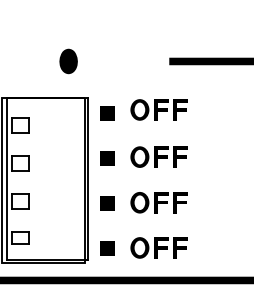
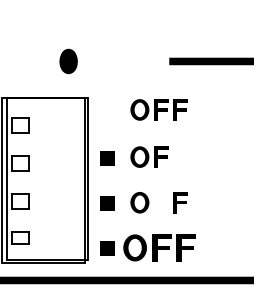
part: present -> none (107, 113)
fill: present -> none (180, 157)
fill: present -> none (161, 202)
part size: 58x22 px -> 73x28 px (159, 247)
